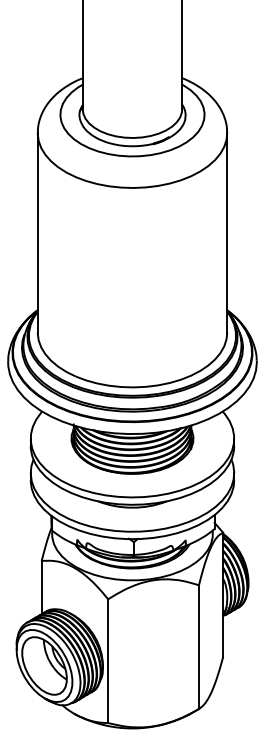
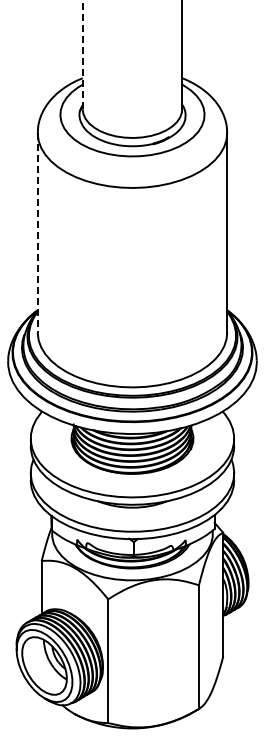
line: solid -> dashed (82, 55)
line: solid -> dashed (37, 233)
